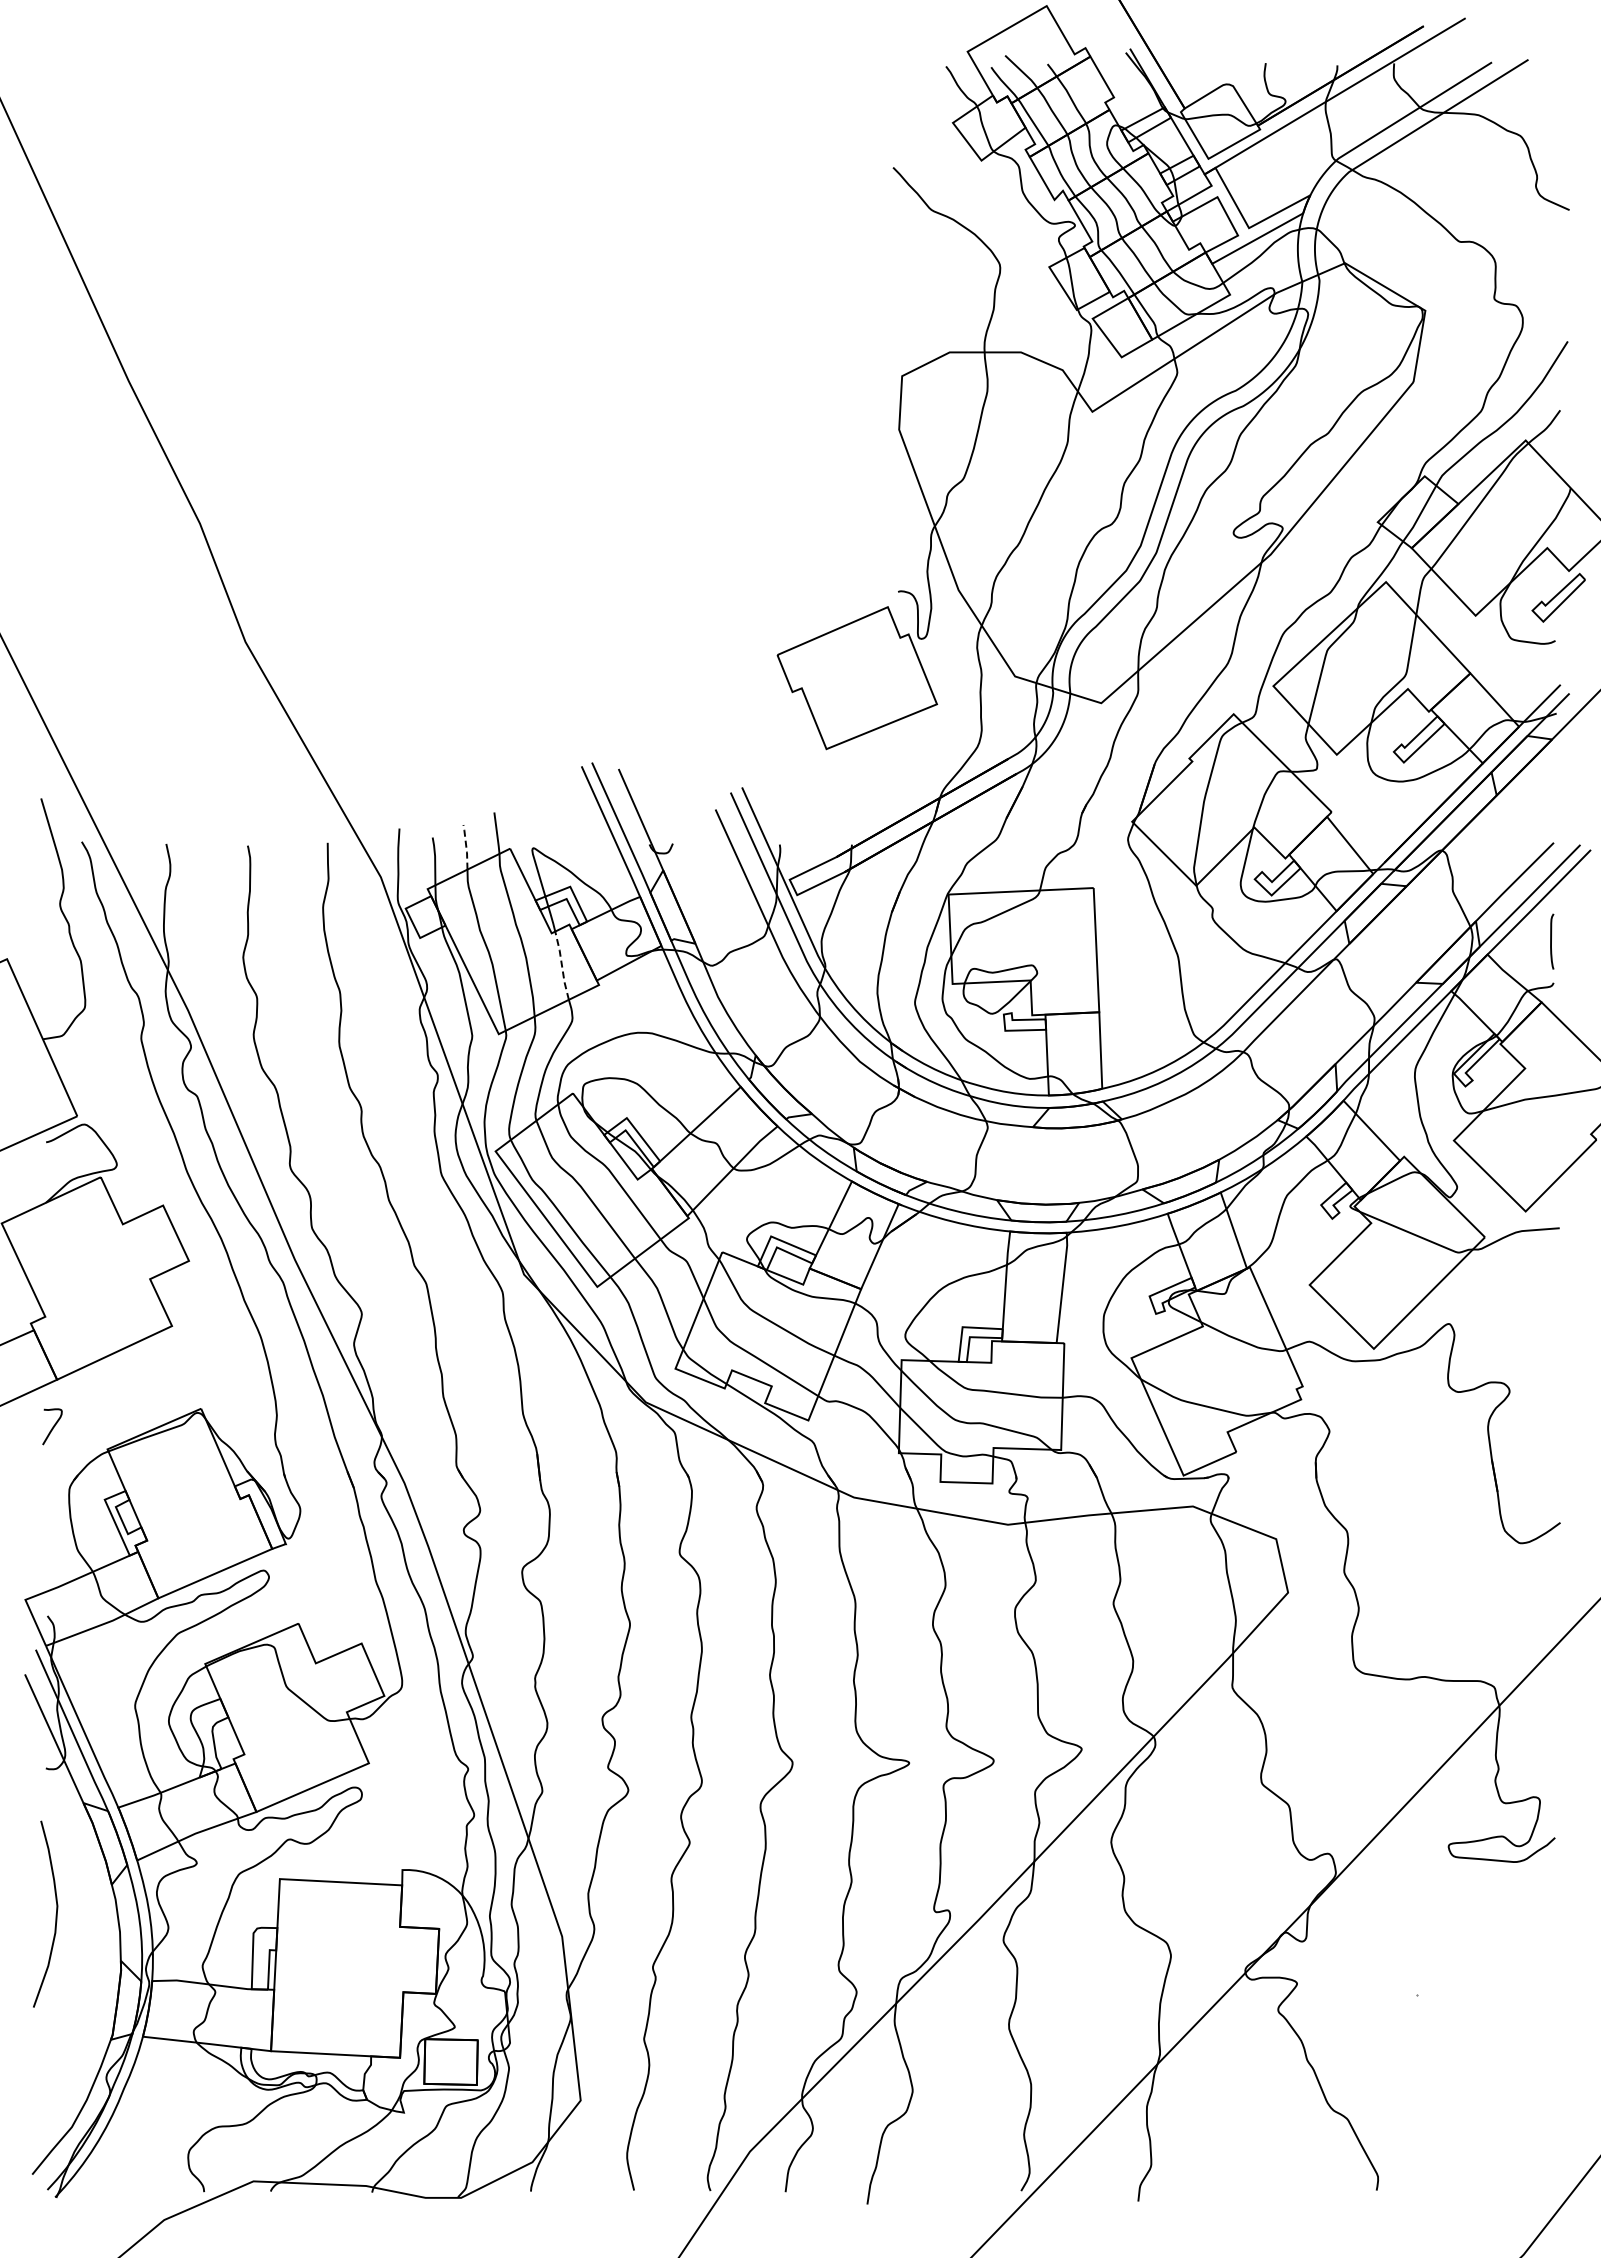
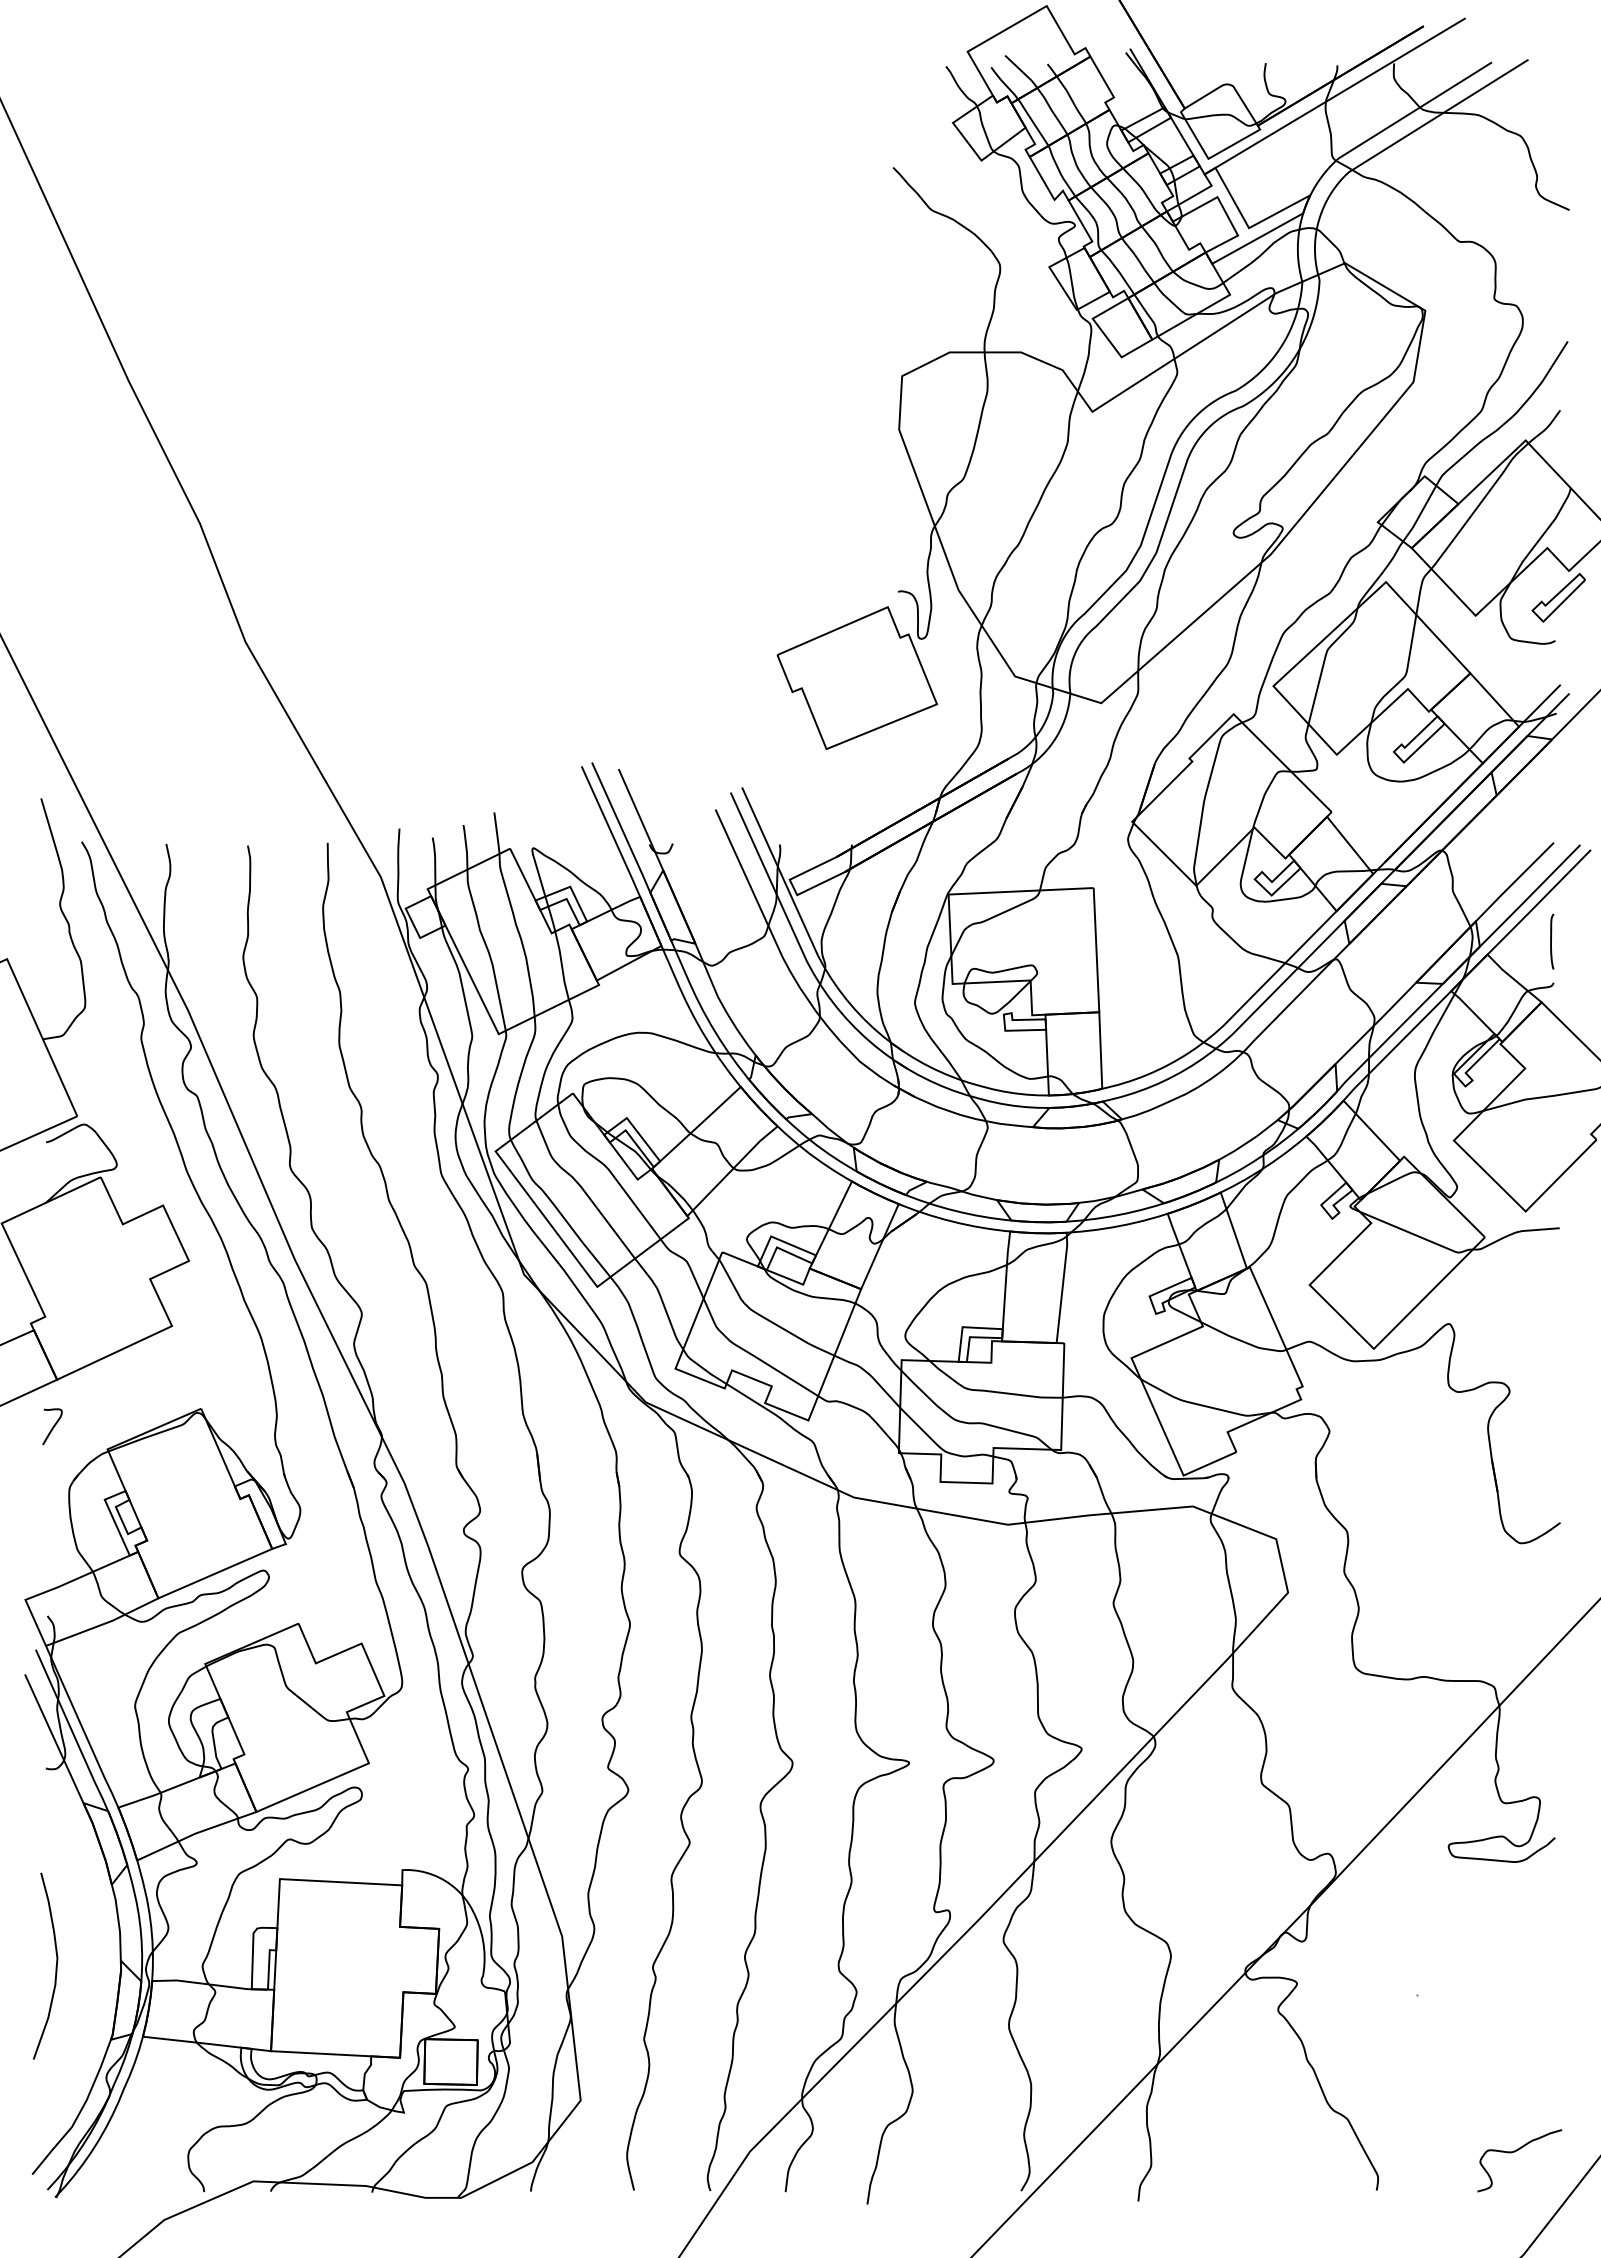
line: dashed -> solid (466, 846)
line: dashed -> solid (562, 965)
curve position: (55, 1914) -> (55, 1966) (55, 1966)
curve: none -> present (1517, 2151)
